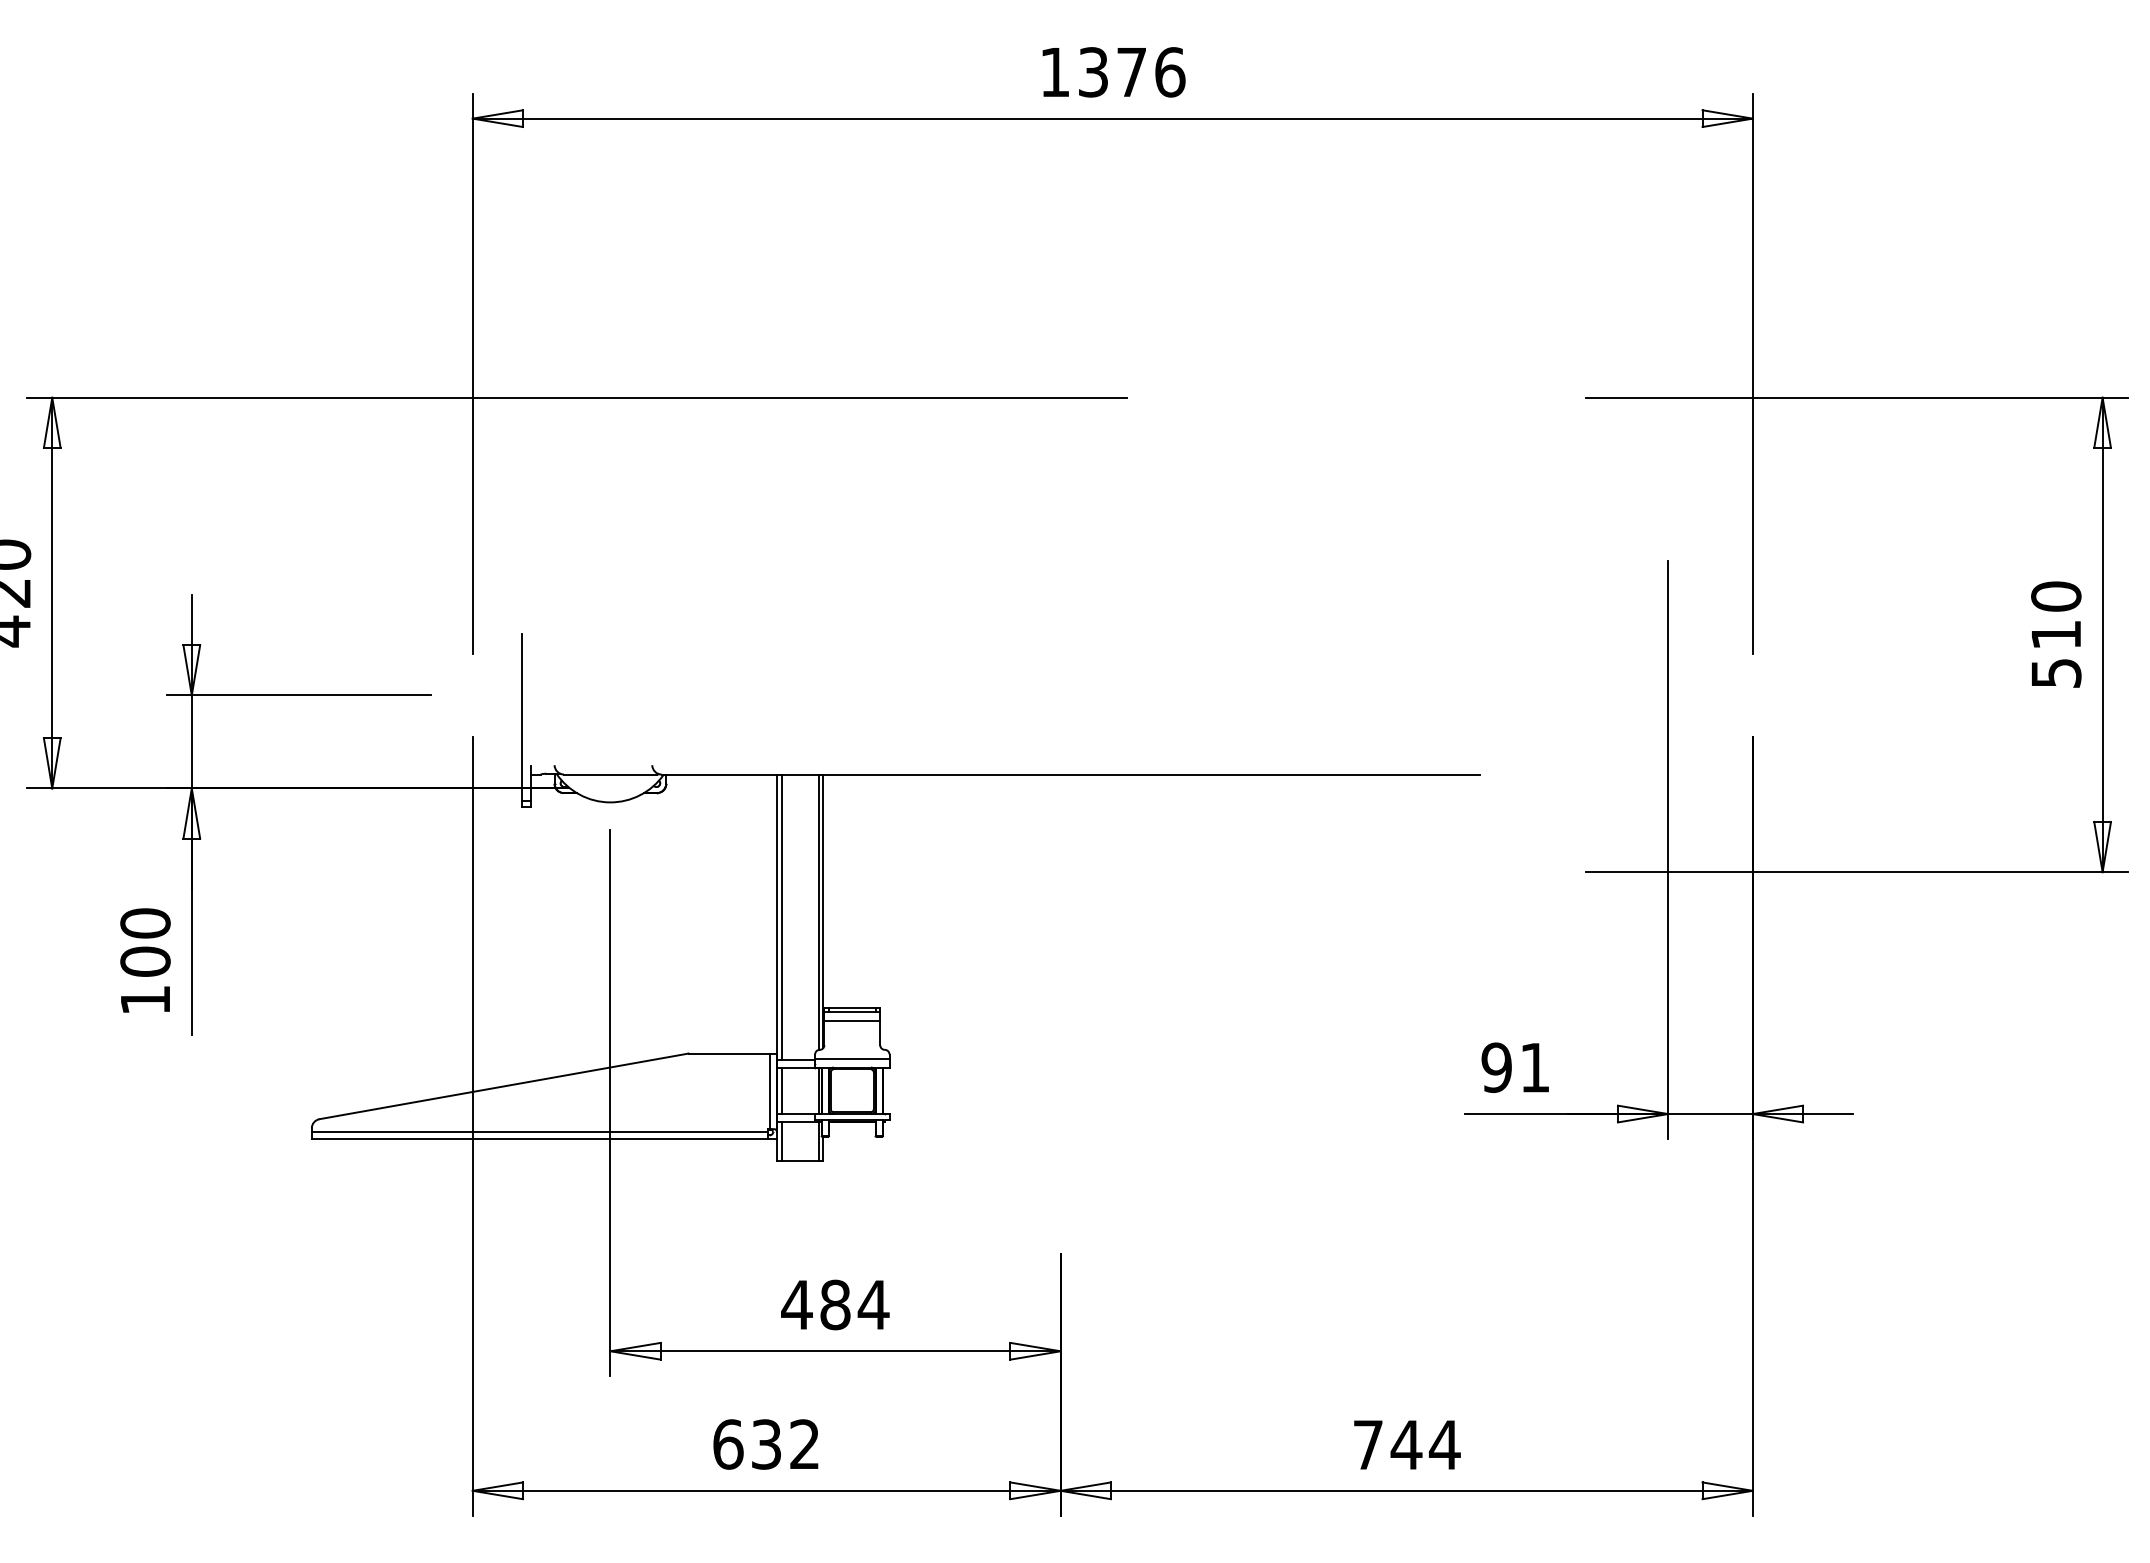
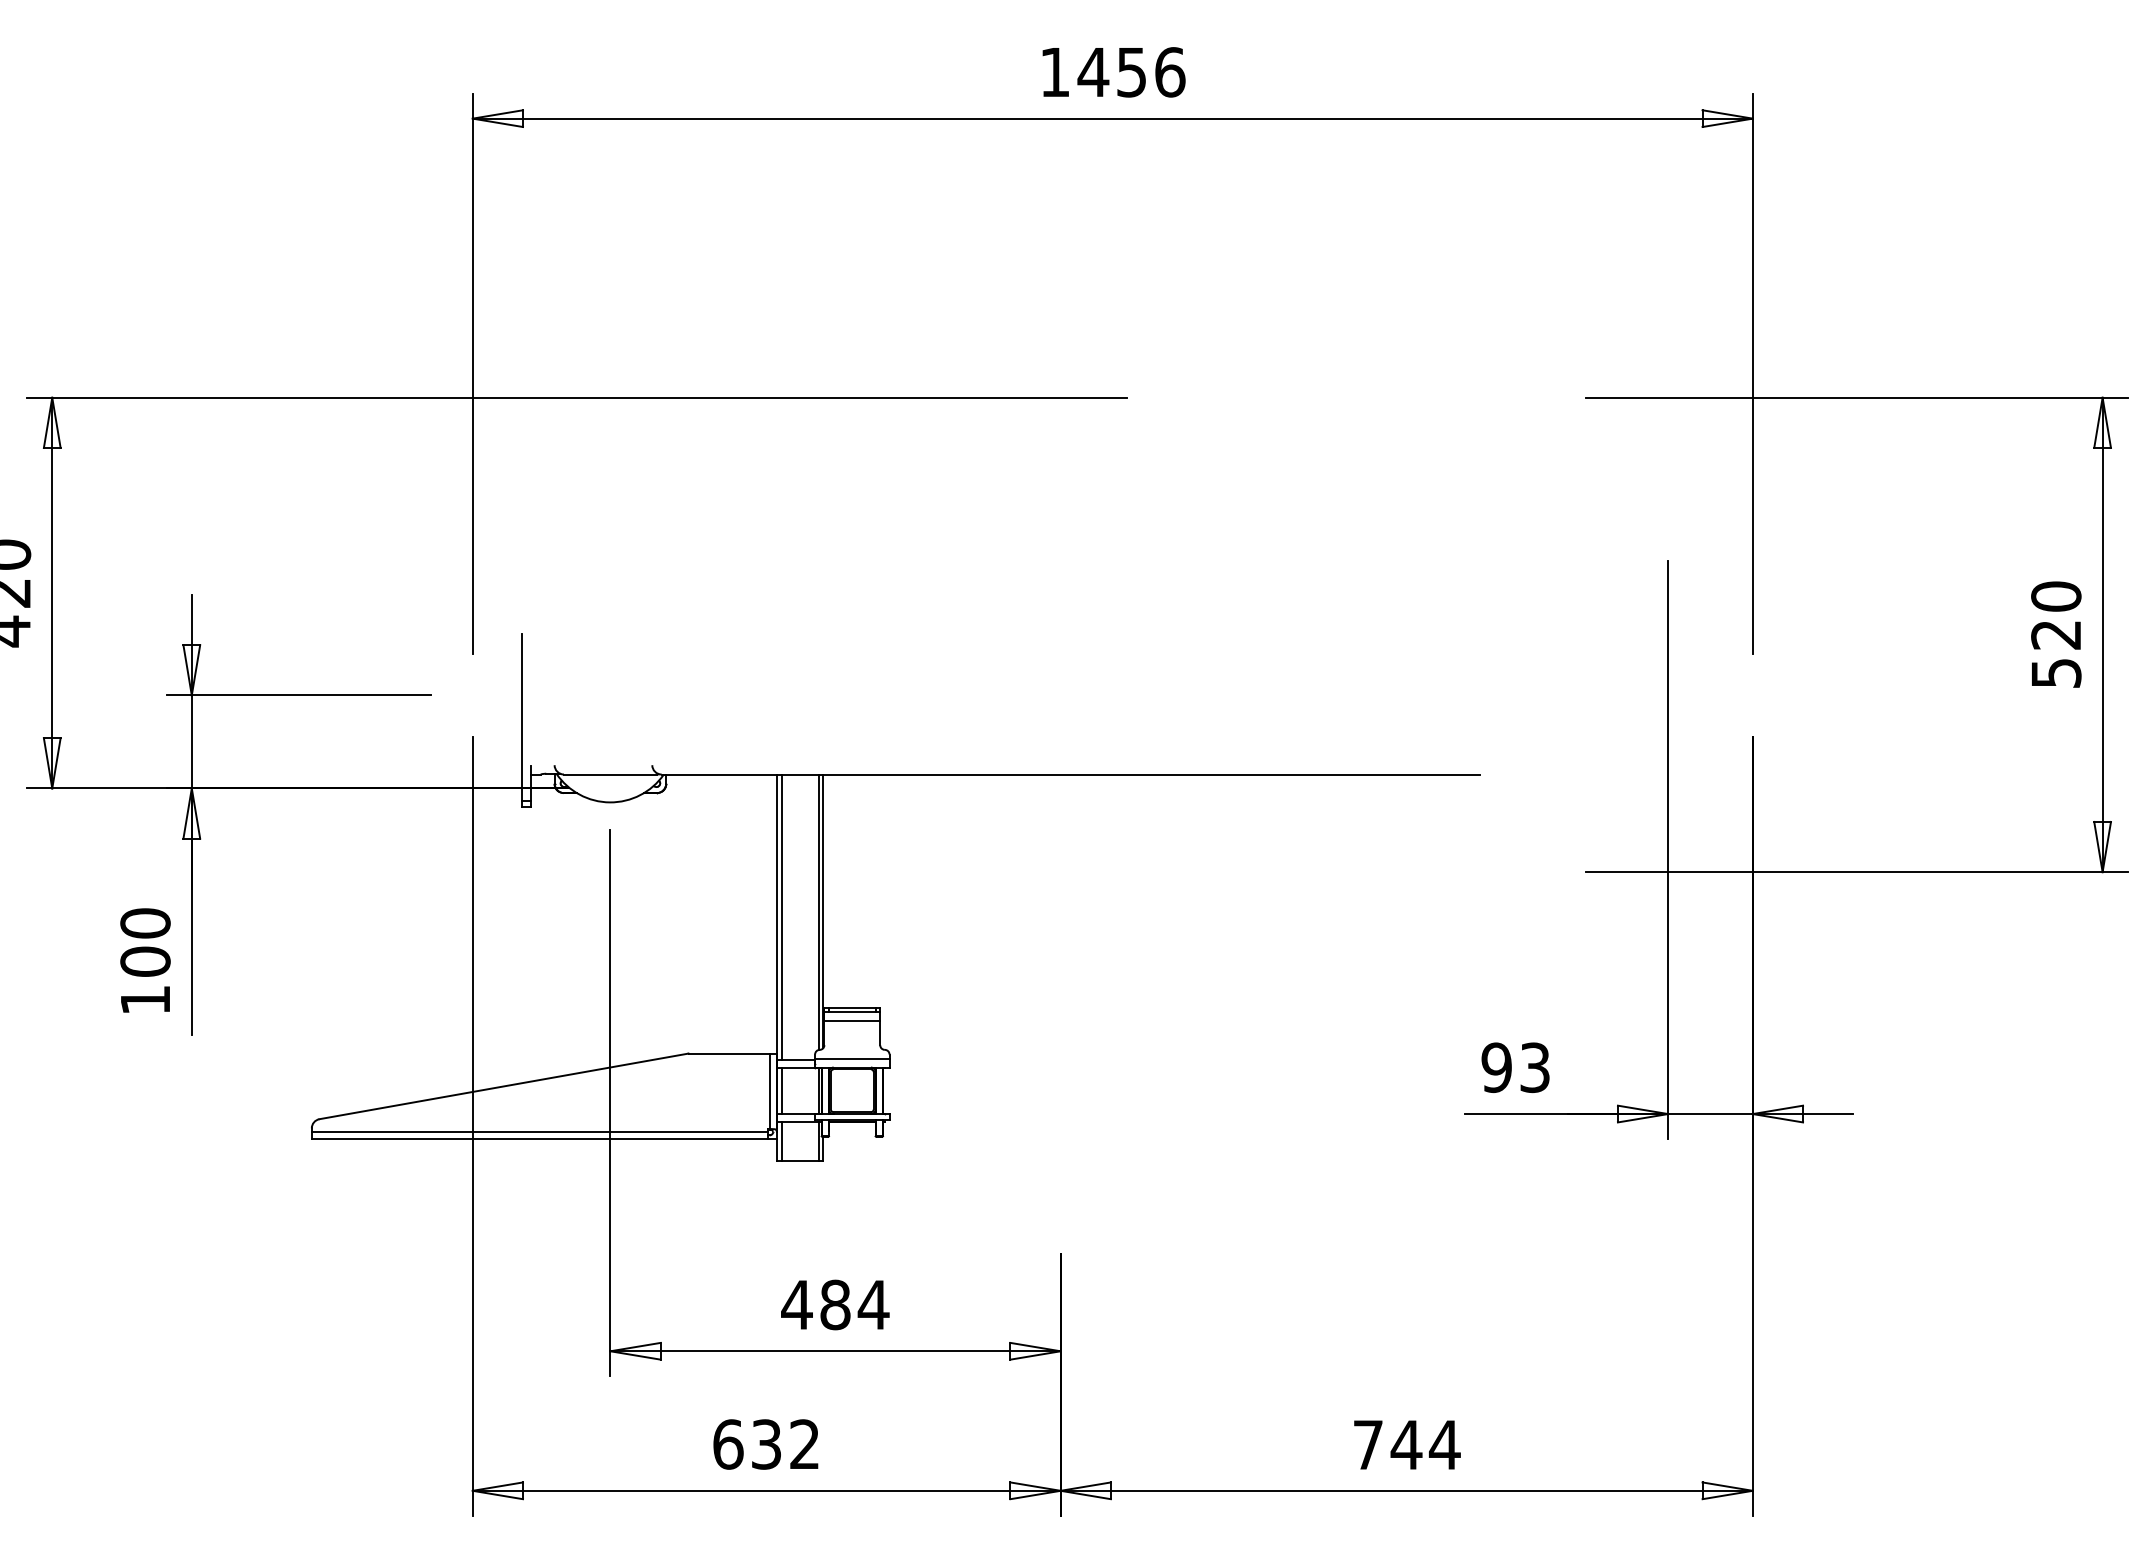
text: 1376 -> 1456 (1111, 72)
text: 510 -> 520 (2055, 635)
text: 91 -> 93 (1534, 1067)
